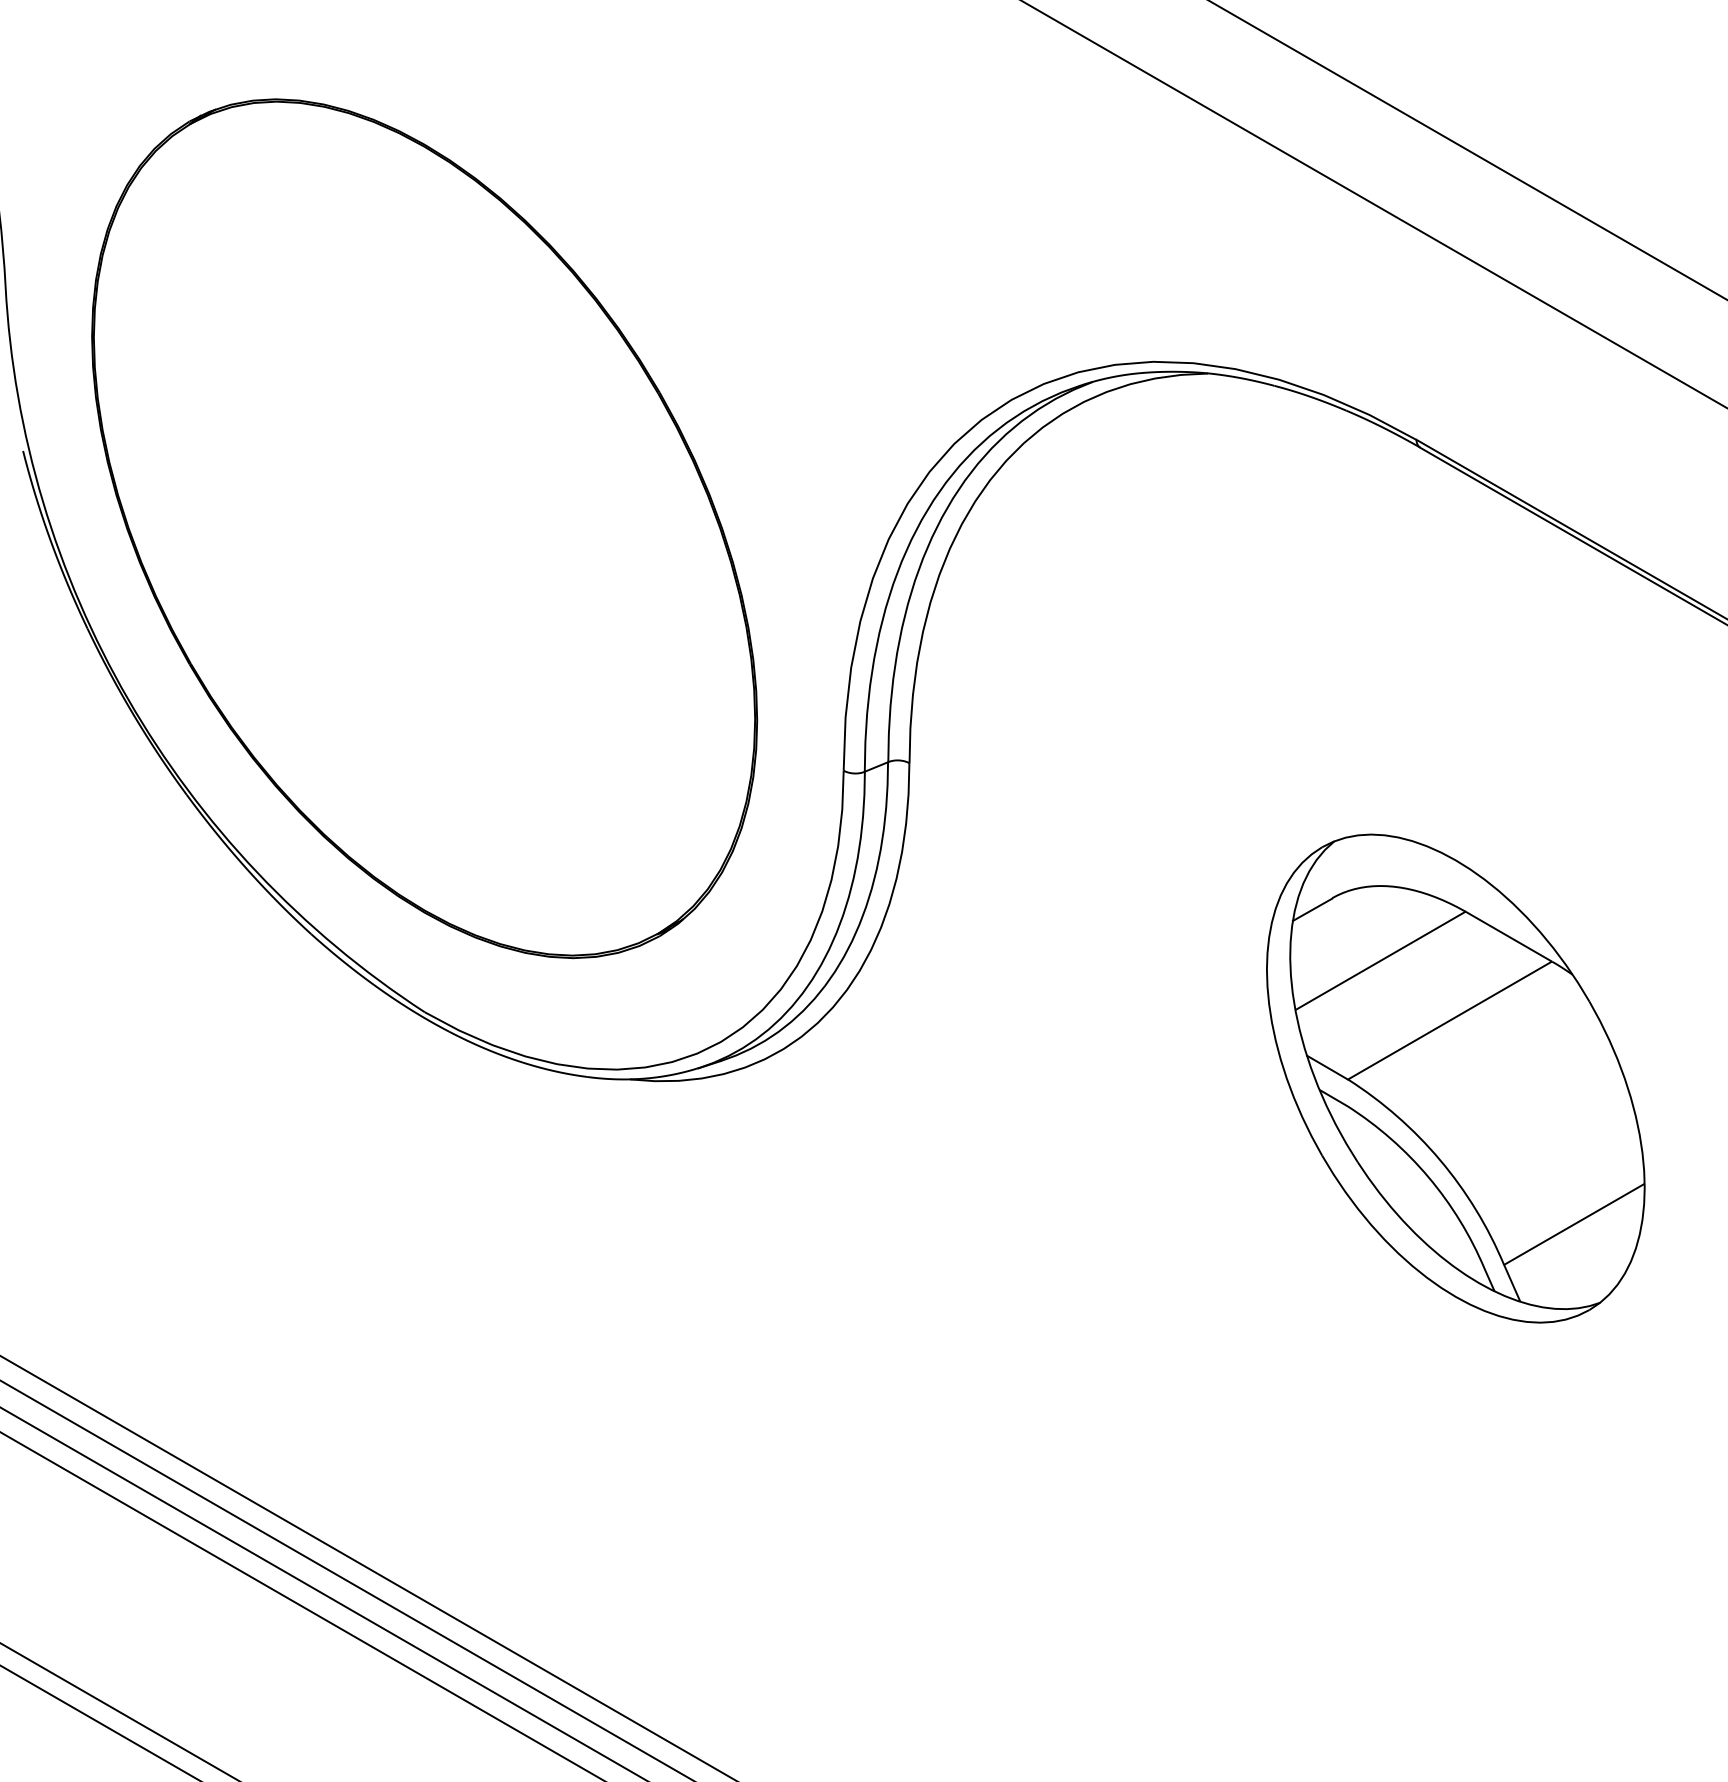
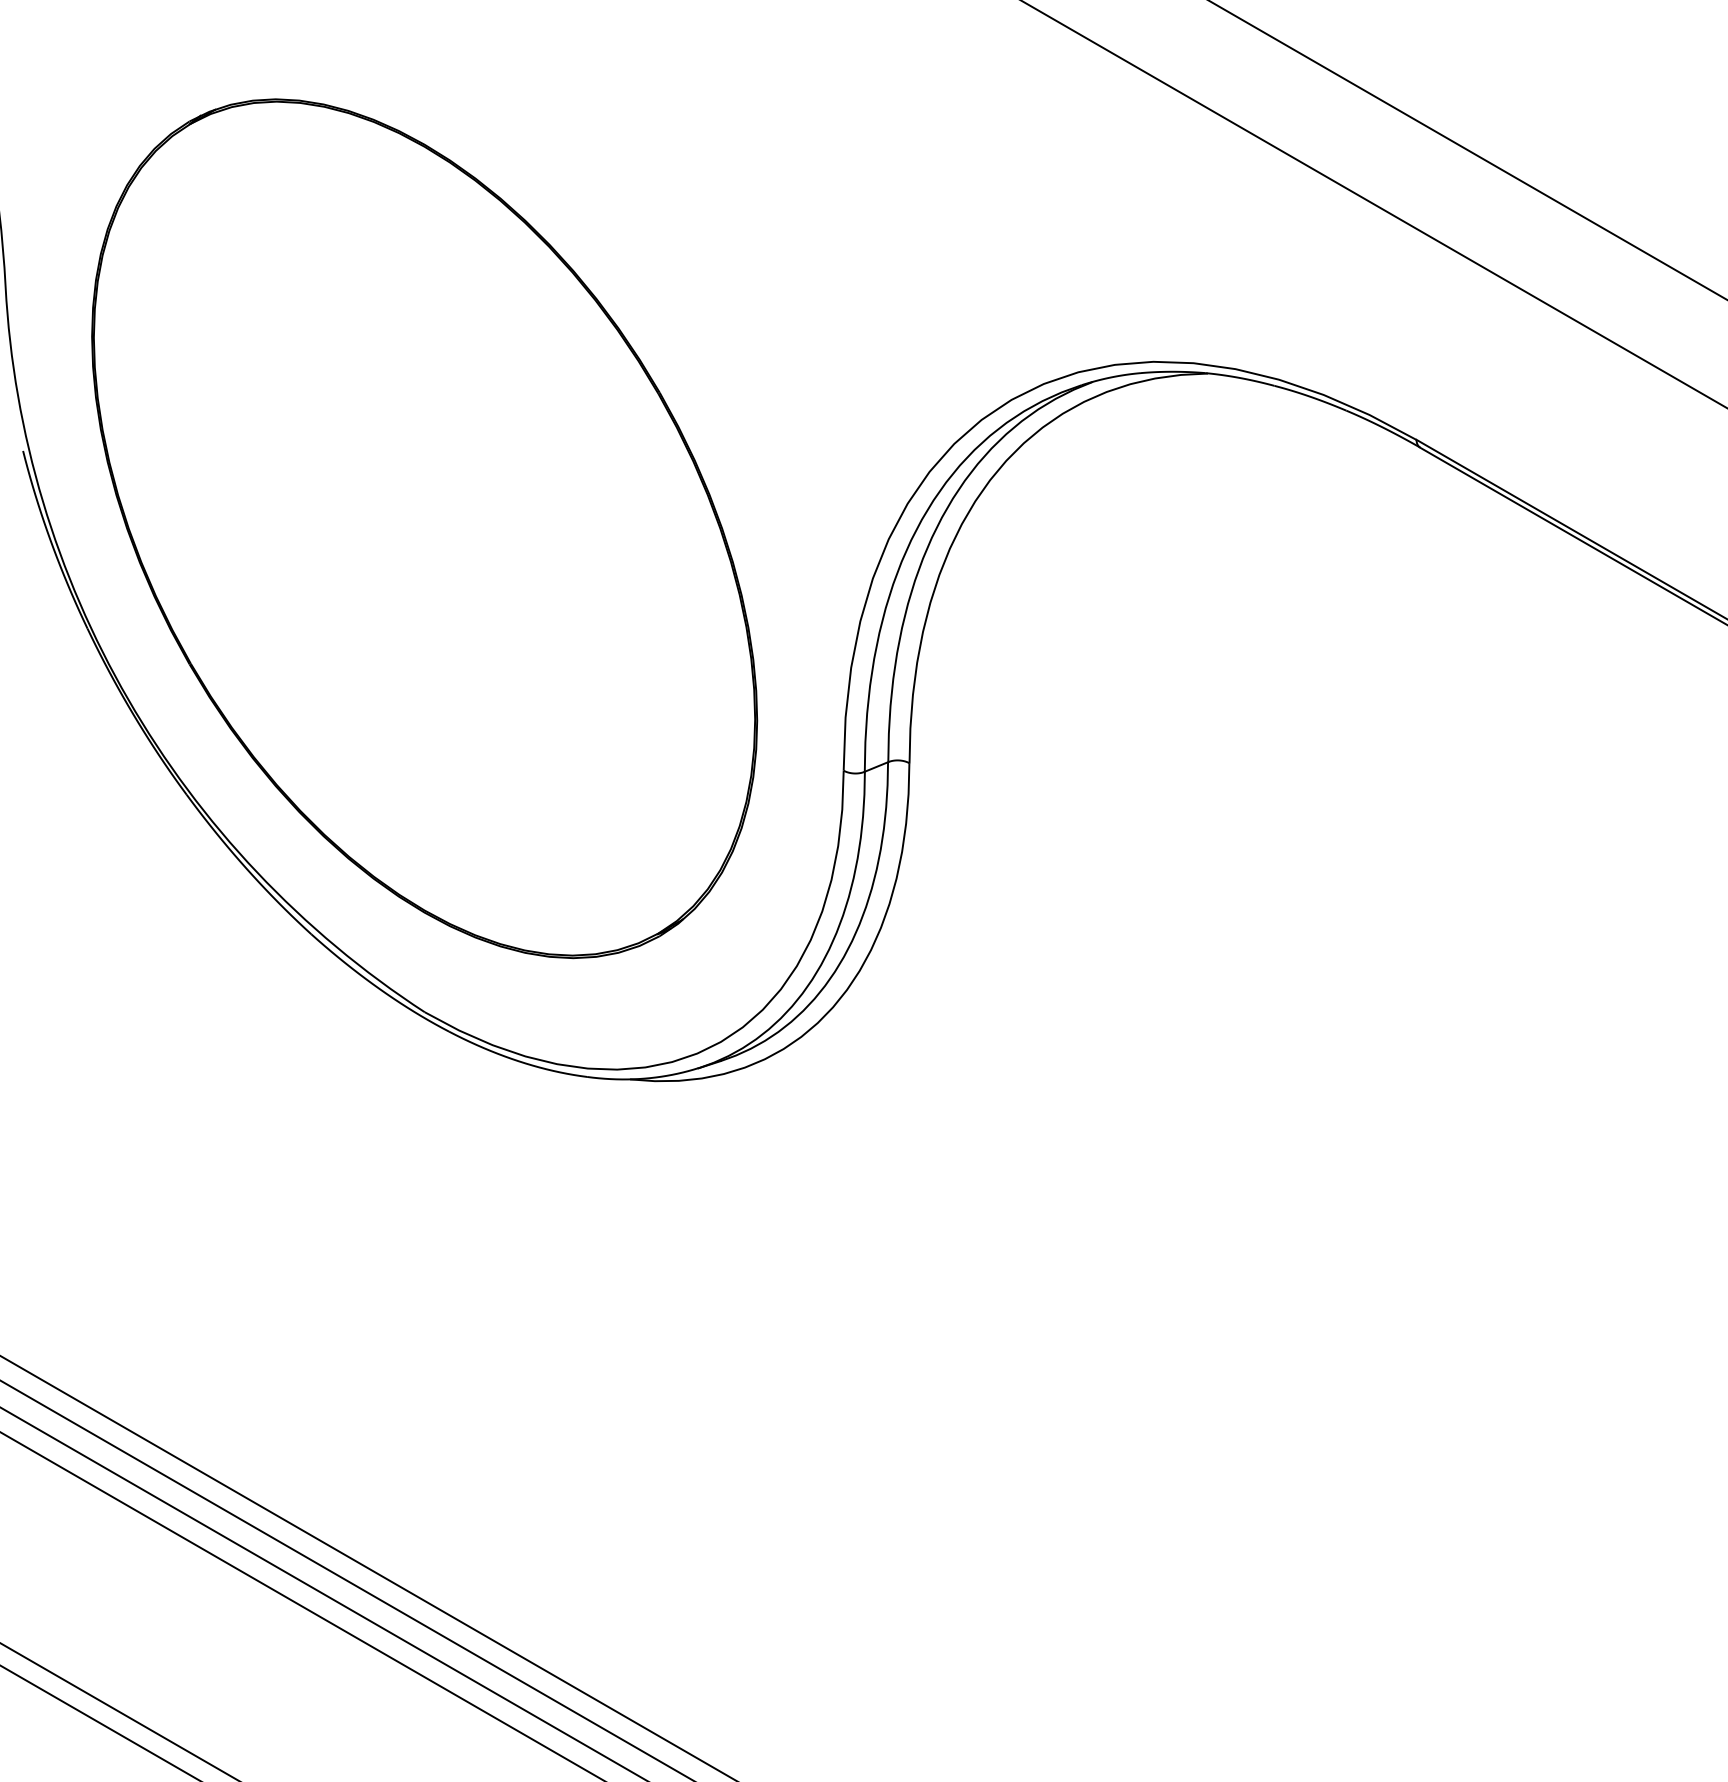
part: present -> none (1455, 1078)
